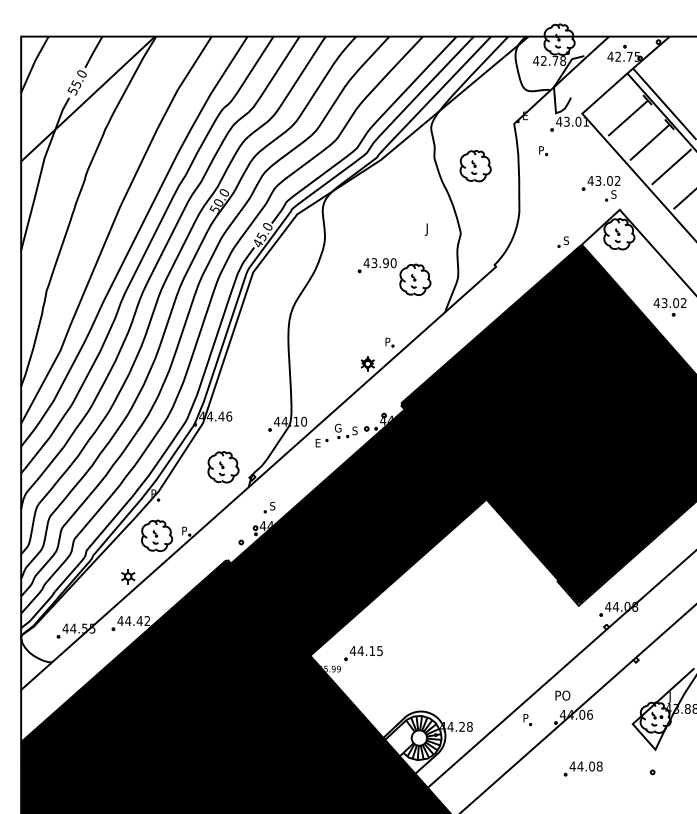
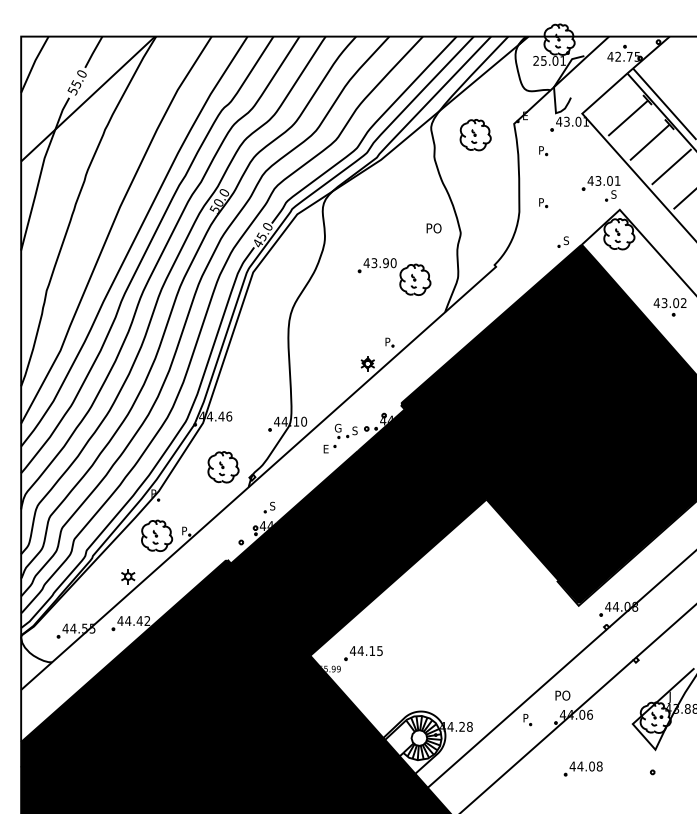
text: 42.78 -> 25.01 (549, 60)
part position: (475, 166) -> (475, 135) (475, 135)
text: 43.02 -> 43.01 (617, 180)
part: none -> present (543, 203)
text: J -> PO (432, 229)
part position: (321, 443) -> (329, 449) (329, 449)
